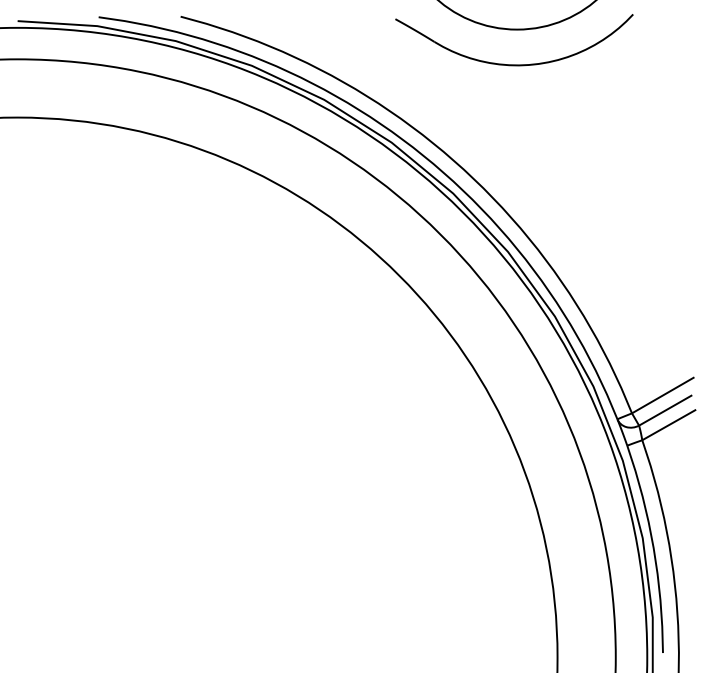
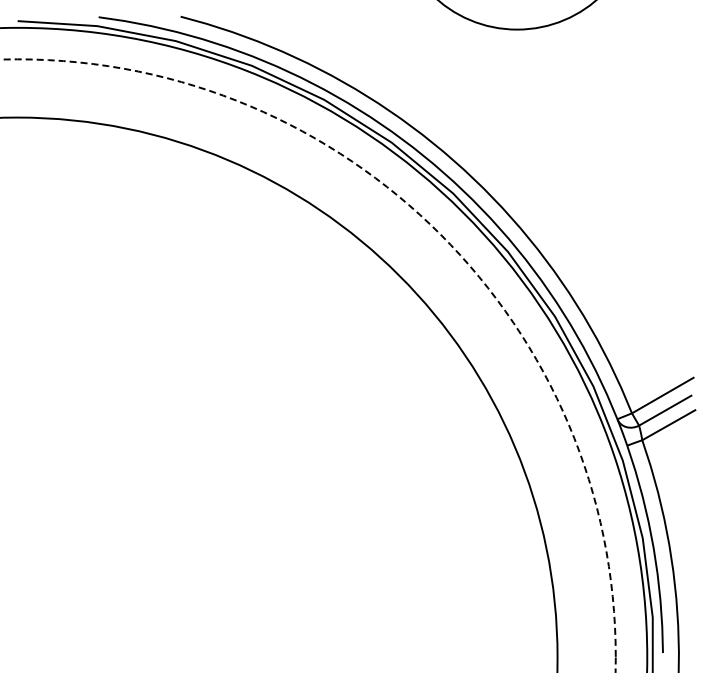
part: present -> none (514, 64)
circle: solid -> dashed (307, 365)
